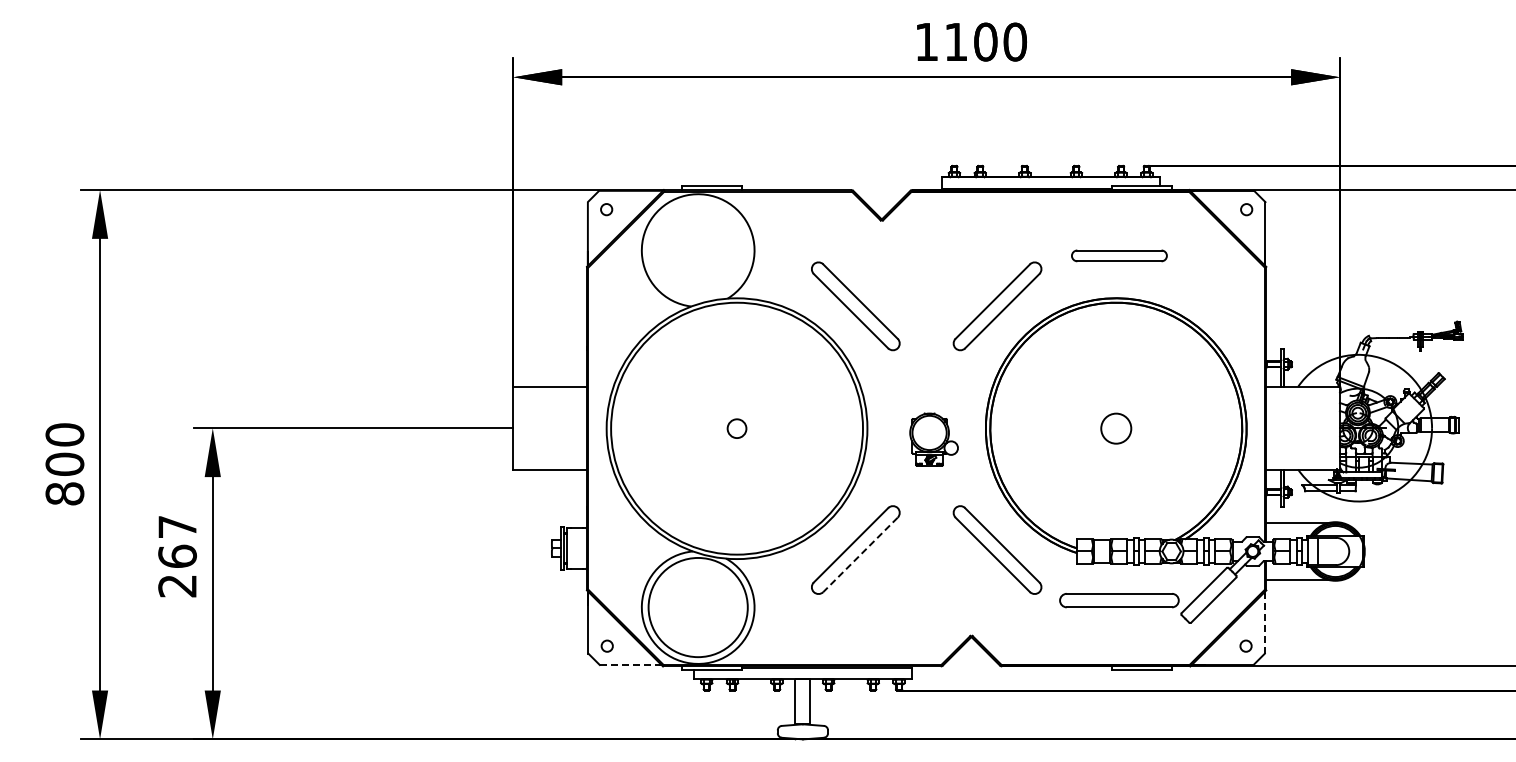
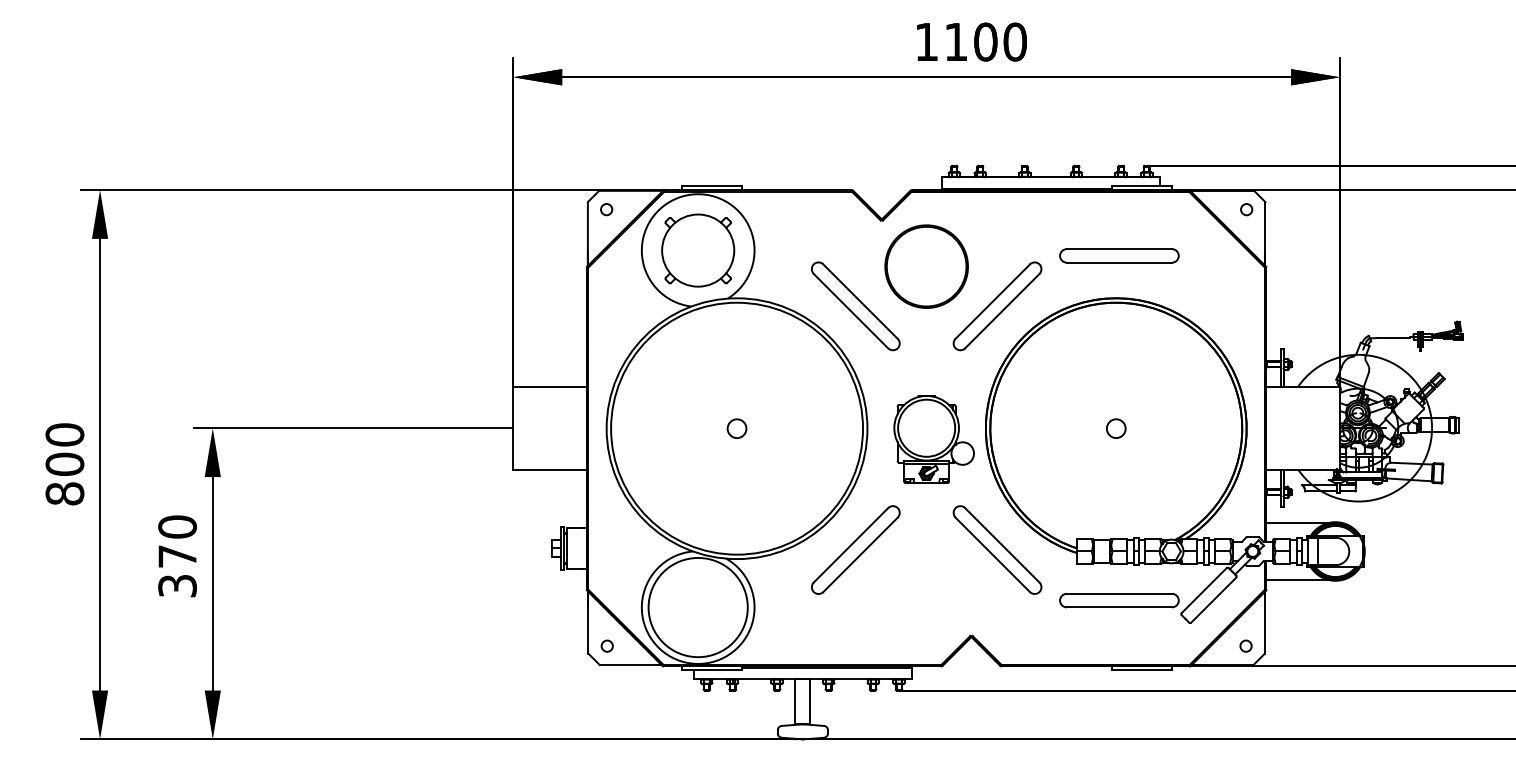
part: none -> present (698, 250)
part size: 97x14 px -> 121x16 px (1119, 255)
part: none -> present (926, 266)
circle diameter: 30 px -> 19 px (1115, 428)
part size: 50x55 px -> 82x90 px (933, 439)
line: dashed -> solid (860, 554)
text: 267 -> 370 (177, 556)
line: dashed -> solid (1264, 623)
line: dashed -> solid (630, 664)
